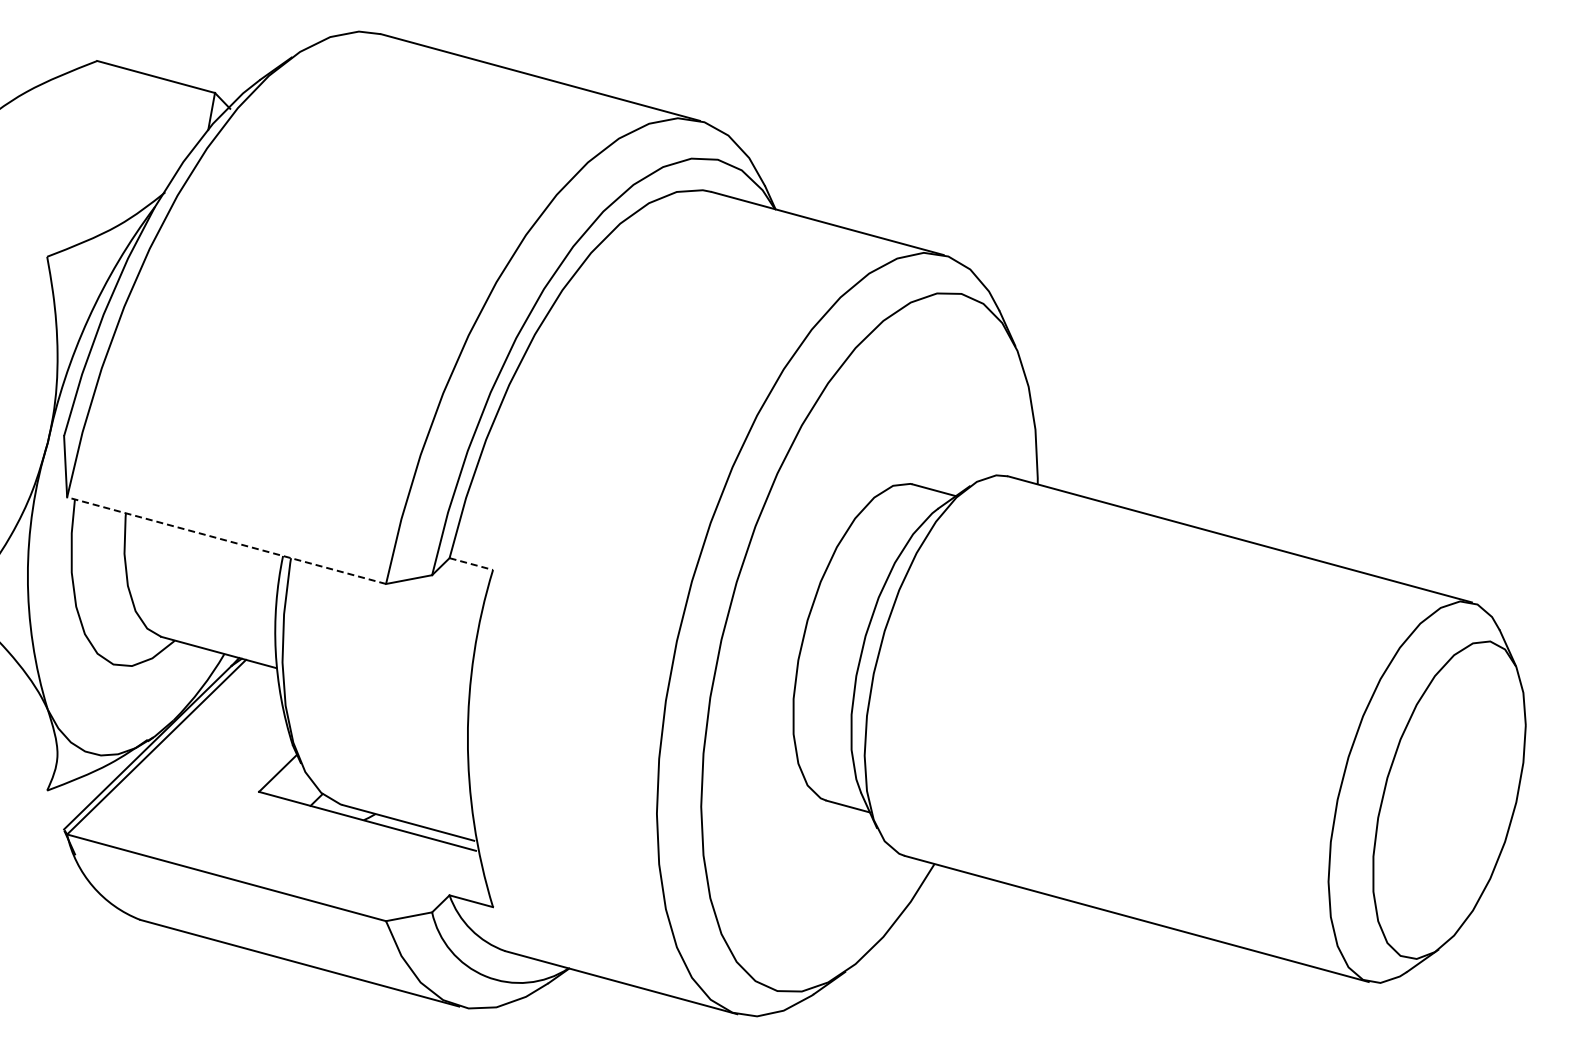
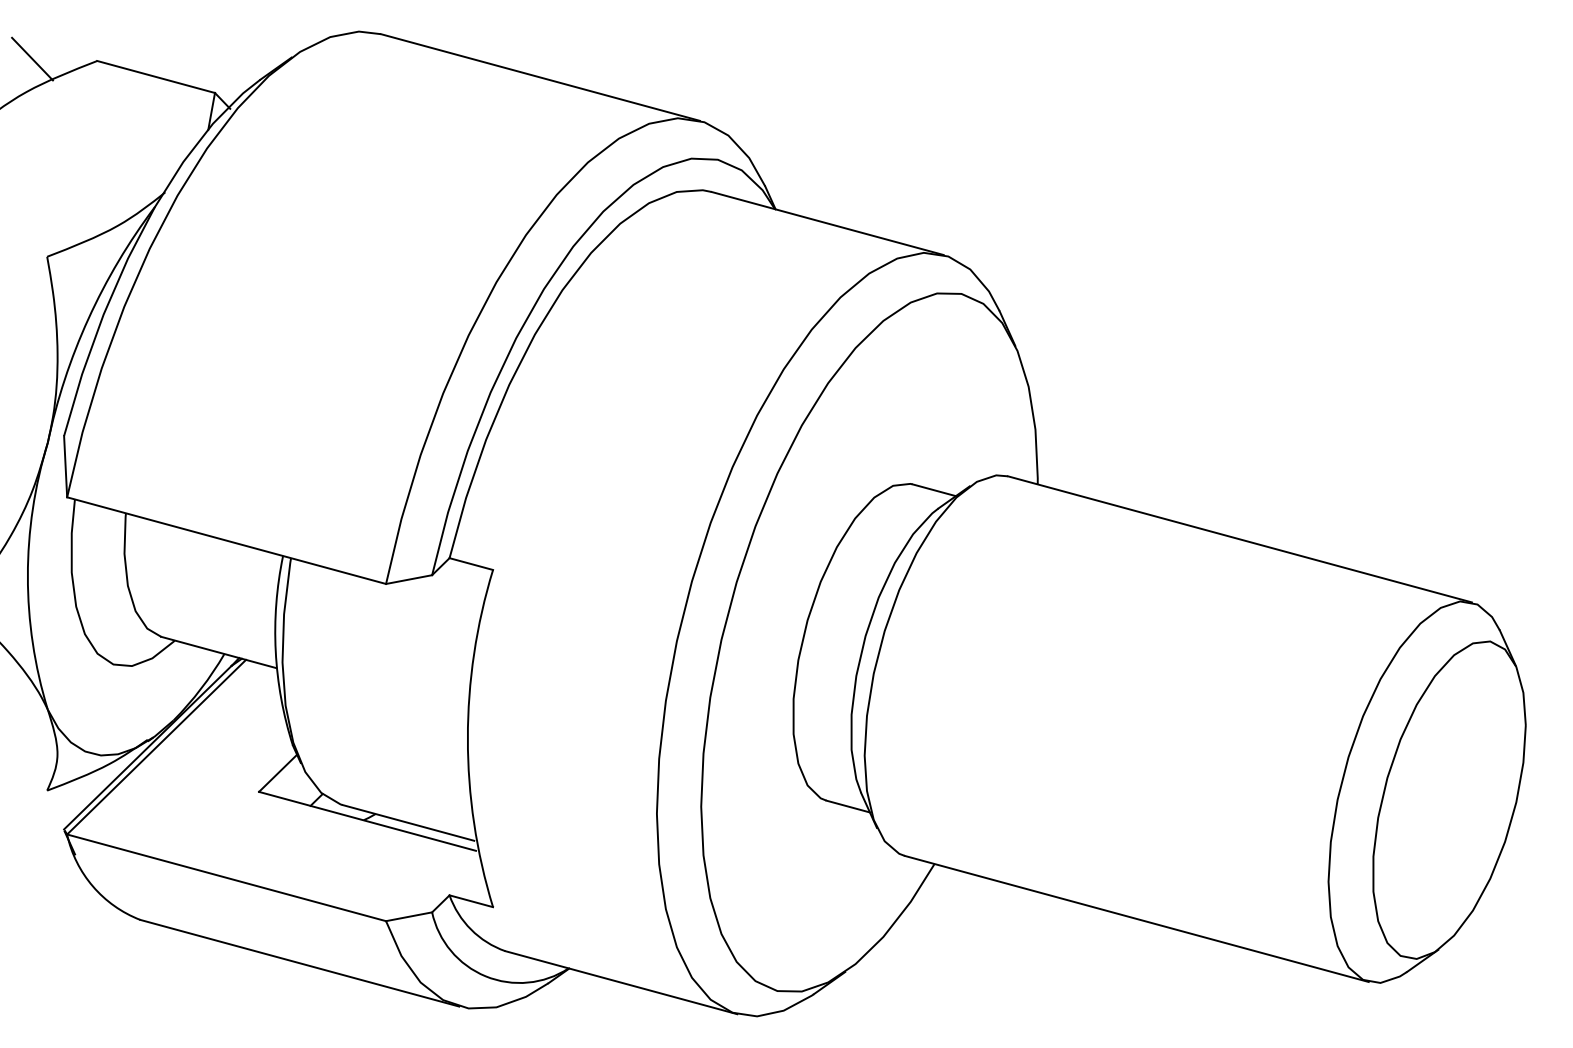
line: none -> present (32, 58)
line: dashed -> solid (226, 540)
line: dashed -> solid (471, 564)
